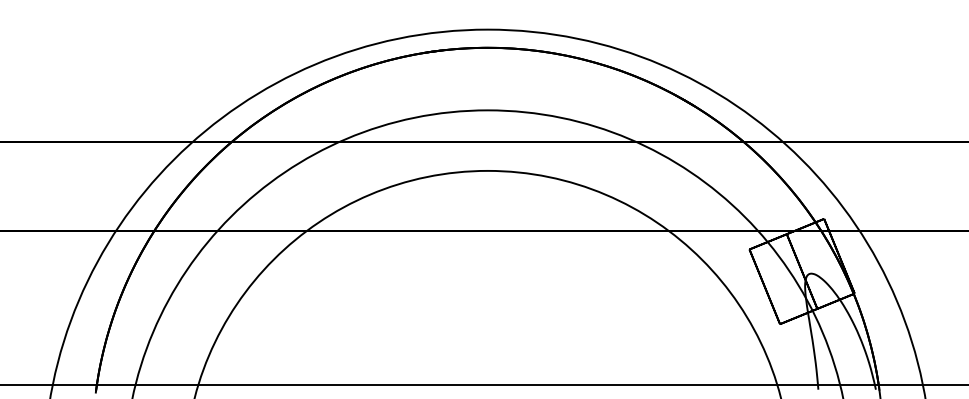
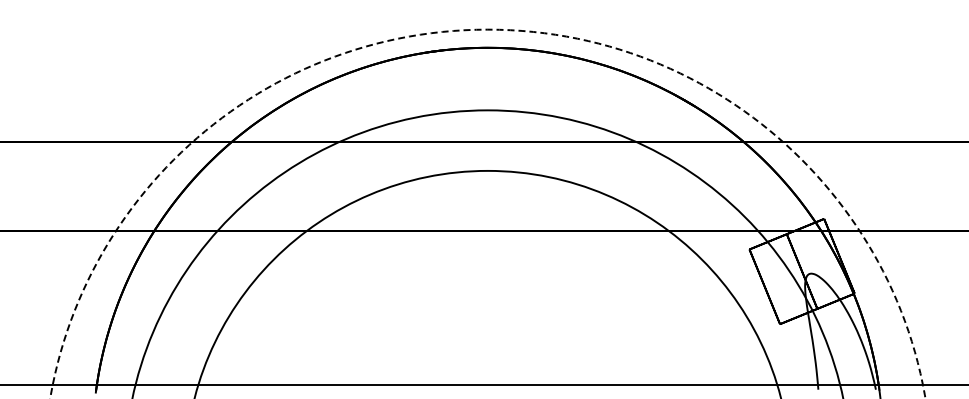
circle: solid -> dashed (487, 213)
